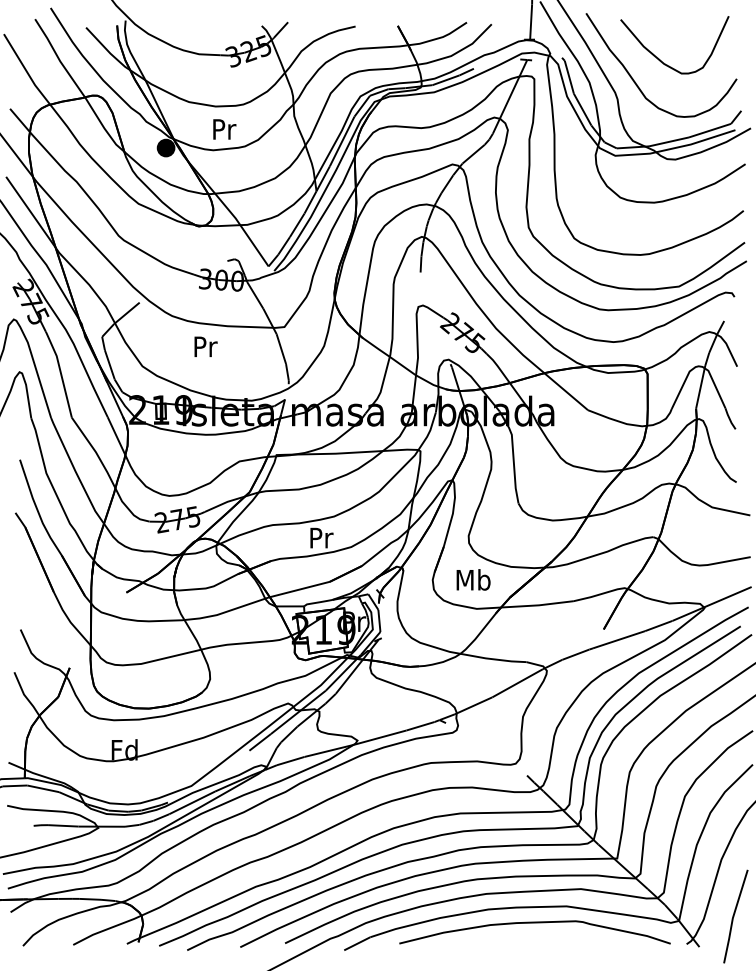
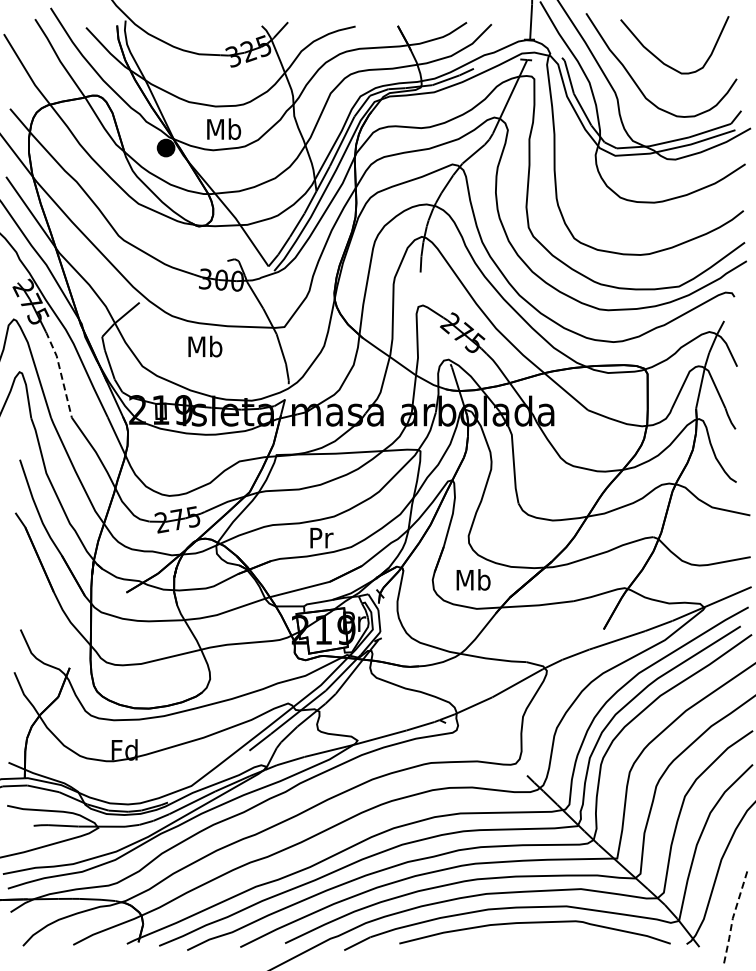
text: Pr -> Mb (224, 128)
text: Pr -> Mb (205, 346)
line: solid -> dashed (60, 373)
line: solid -> dashed (733, 916)
